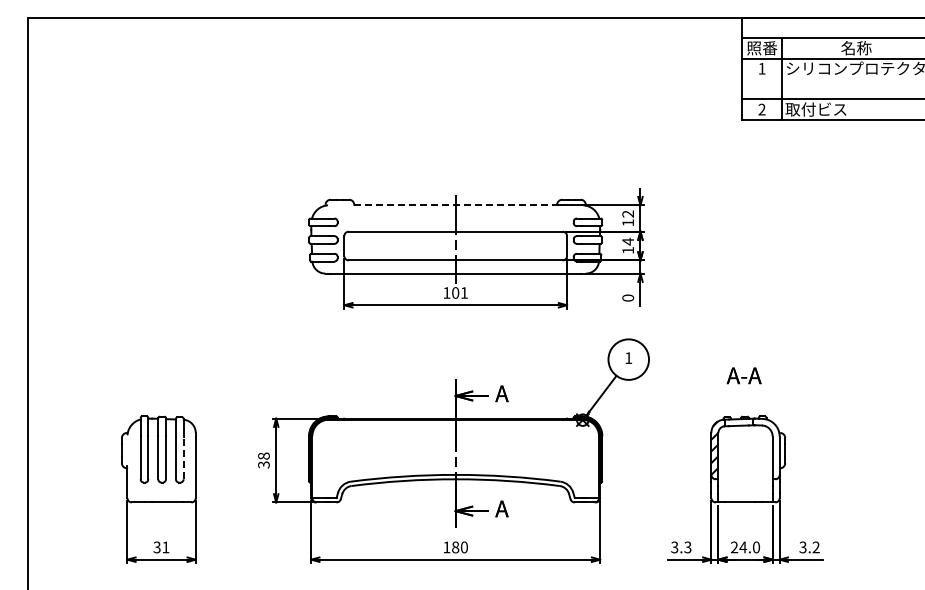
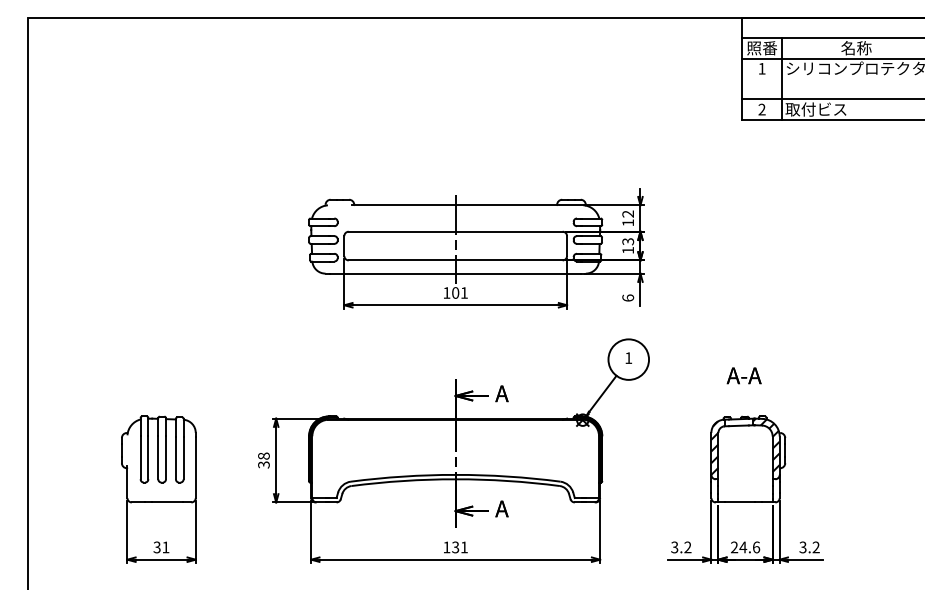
line: dashed -> solid (455, 205)
text: 14 -> 13 (628, 241)
text: 0 -> 6 (627, 297)
hatch: none -> present (766, 448)
line: dashed -> solid (183, 457)
text: 180 -> 131 (459, 547)
text: 3.3 -> 3.2 (687, 547)
text: 24.0 -> 24.6 (756, 547)
